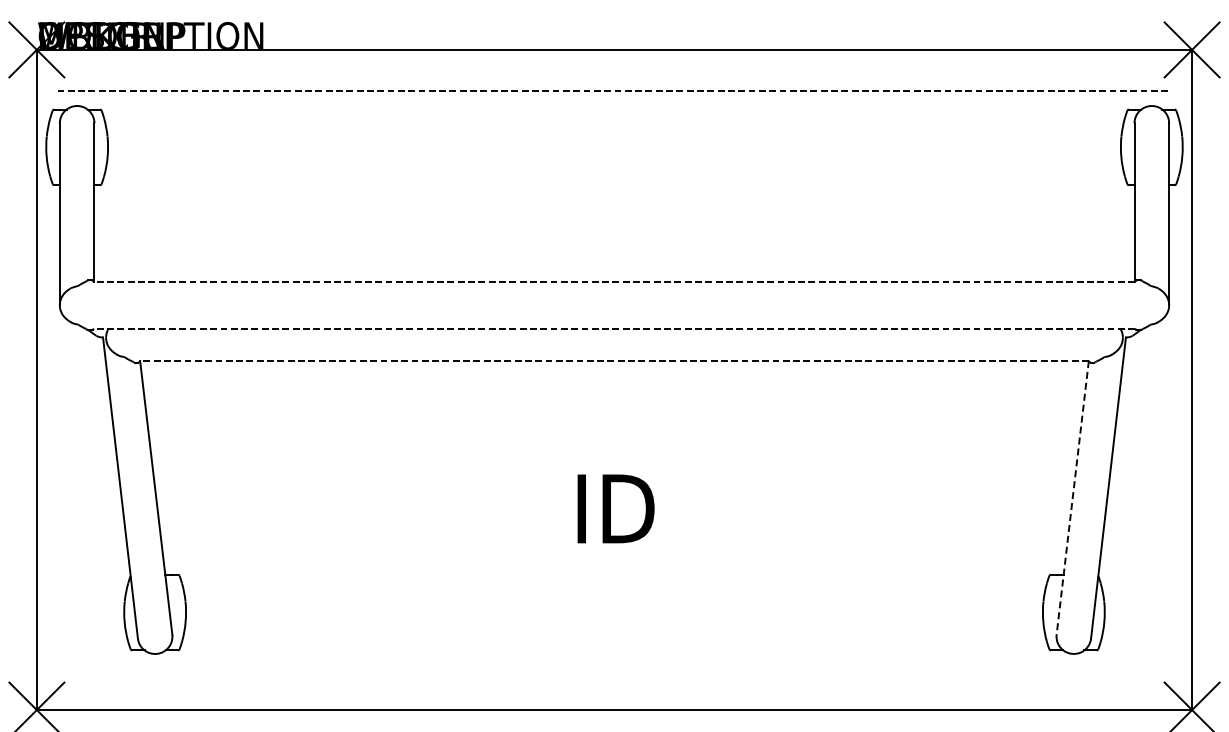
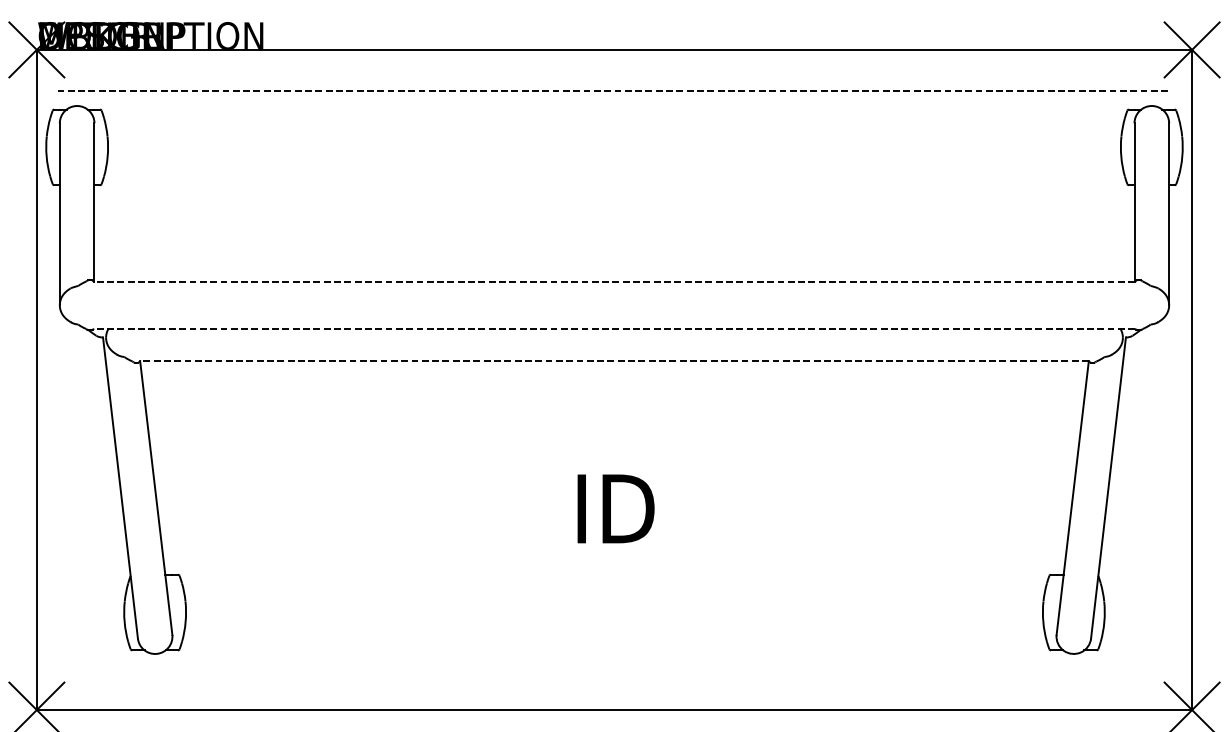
line: dashed -> solid (1072, 498)
